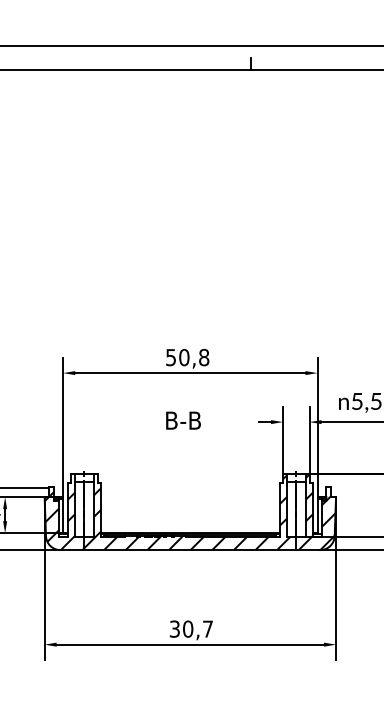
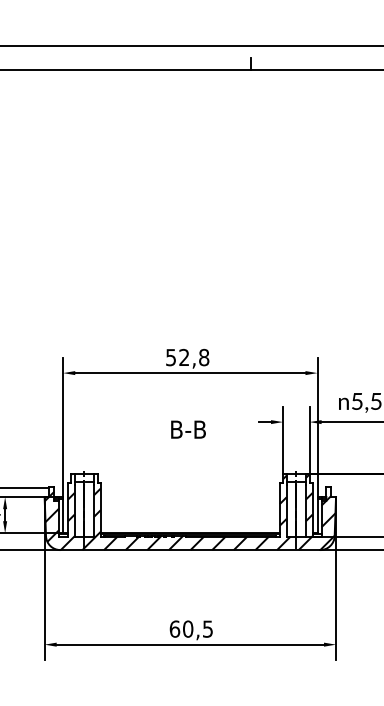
text: 50,8 -> 52,8 (184, 357)
text position: (183, 420) -> (188, 429) (188, 429)
text: 30,7 -> 60,5 (190, 628)
